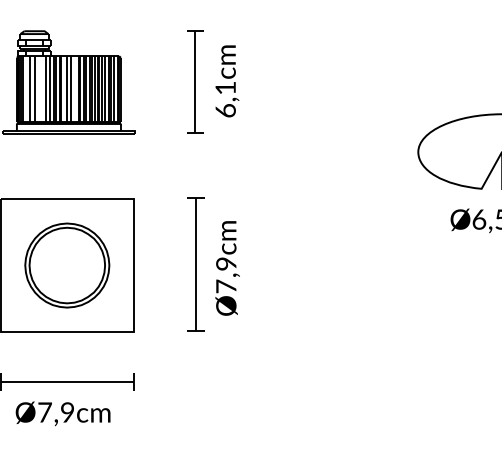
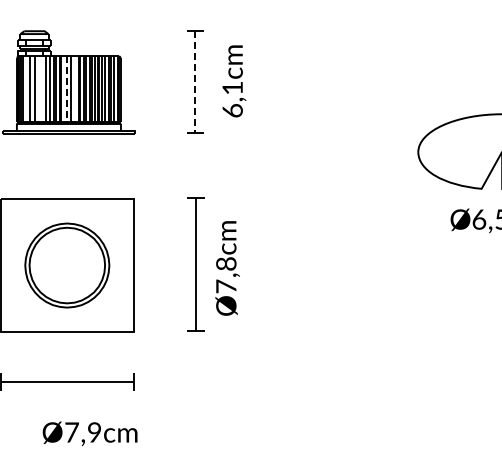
text position: (227, 81) -> (234, 81) (234, 81)
line: solid -> dashed (195, 82)
line: solid -> dashed (66, 89)
text: Ø7,9cm -> Ø7,8cm (227, 263)
text position: (62, 413) -> (89, 433) (89, 433)
